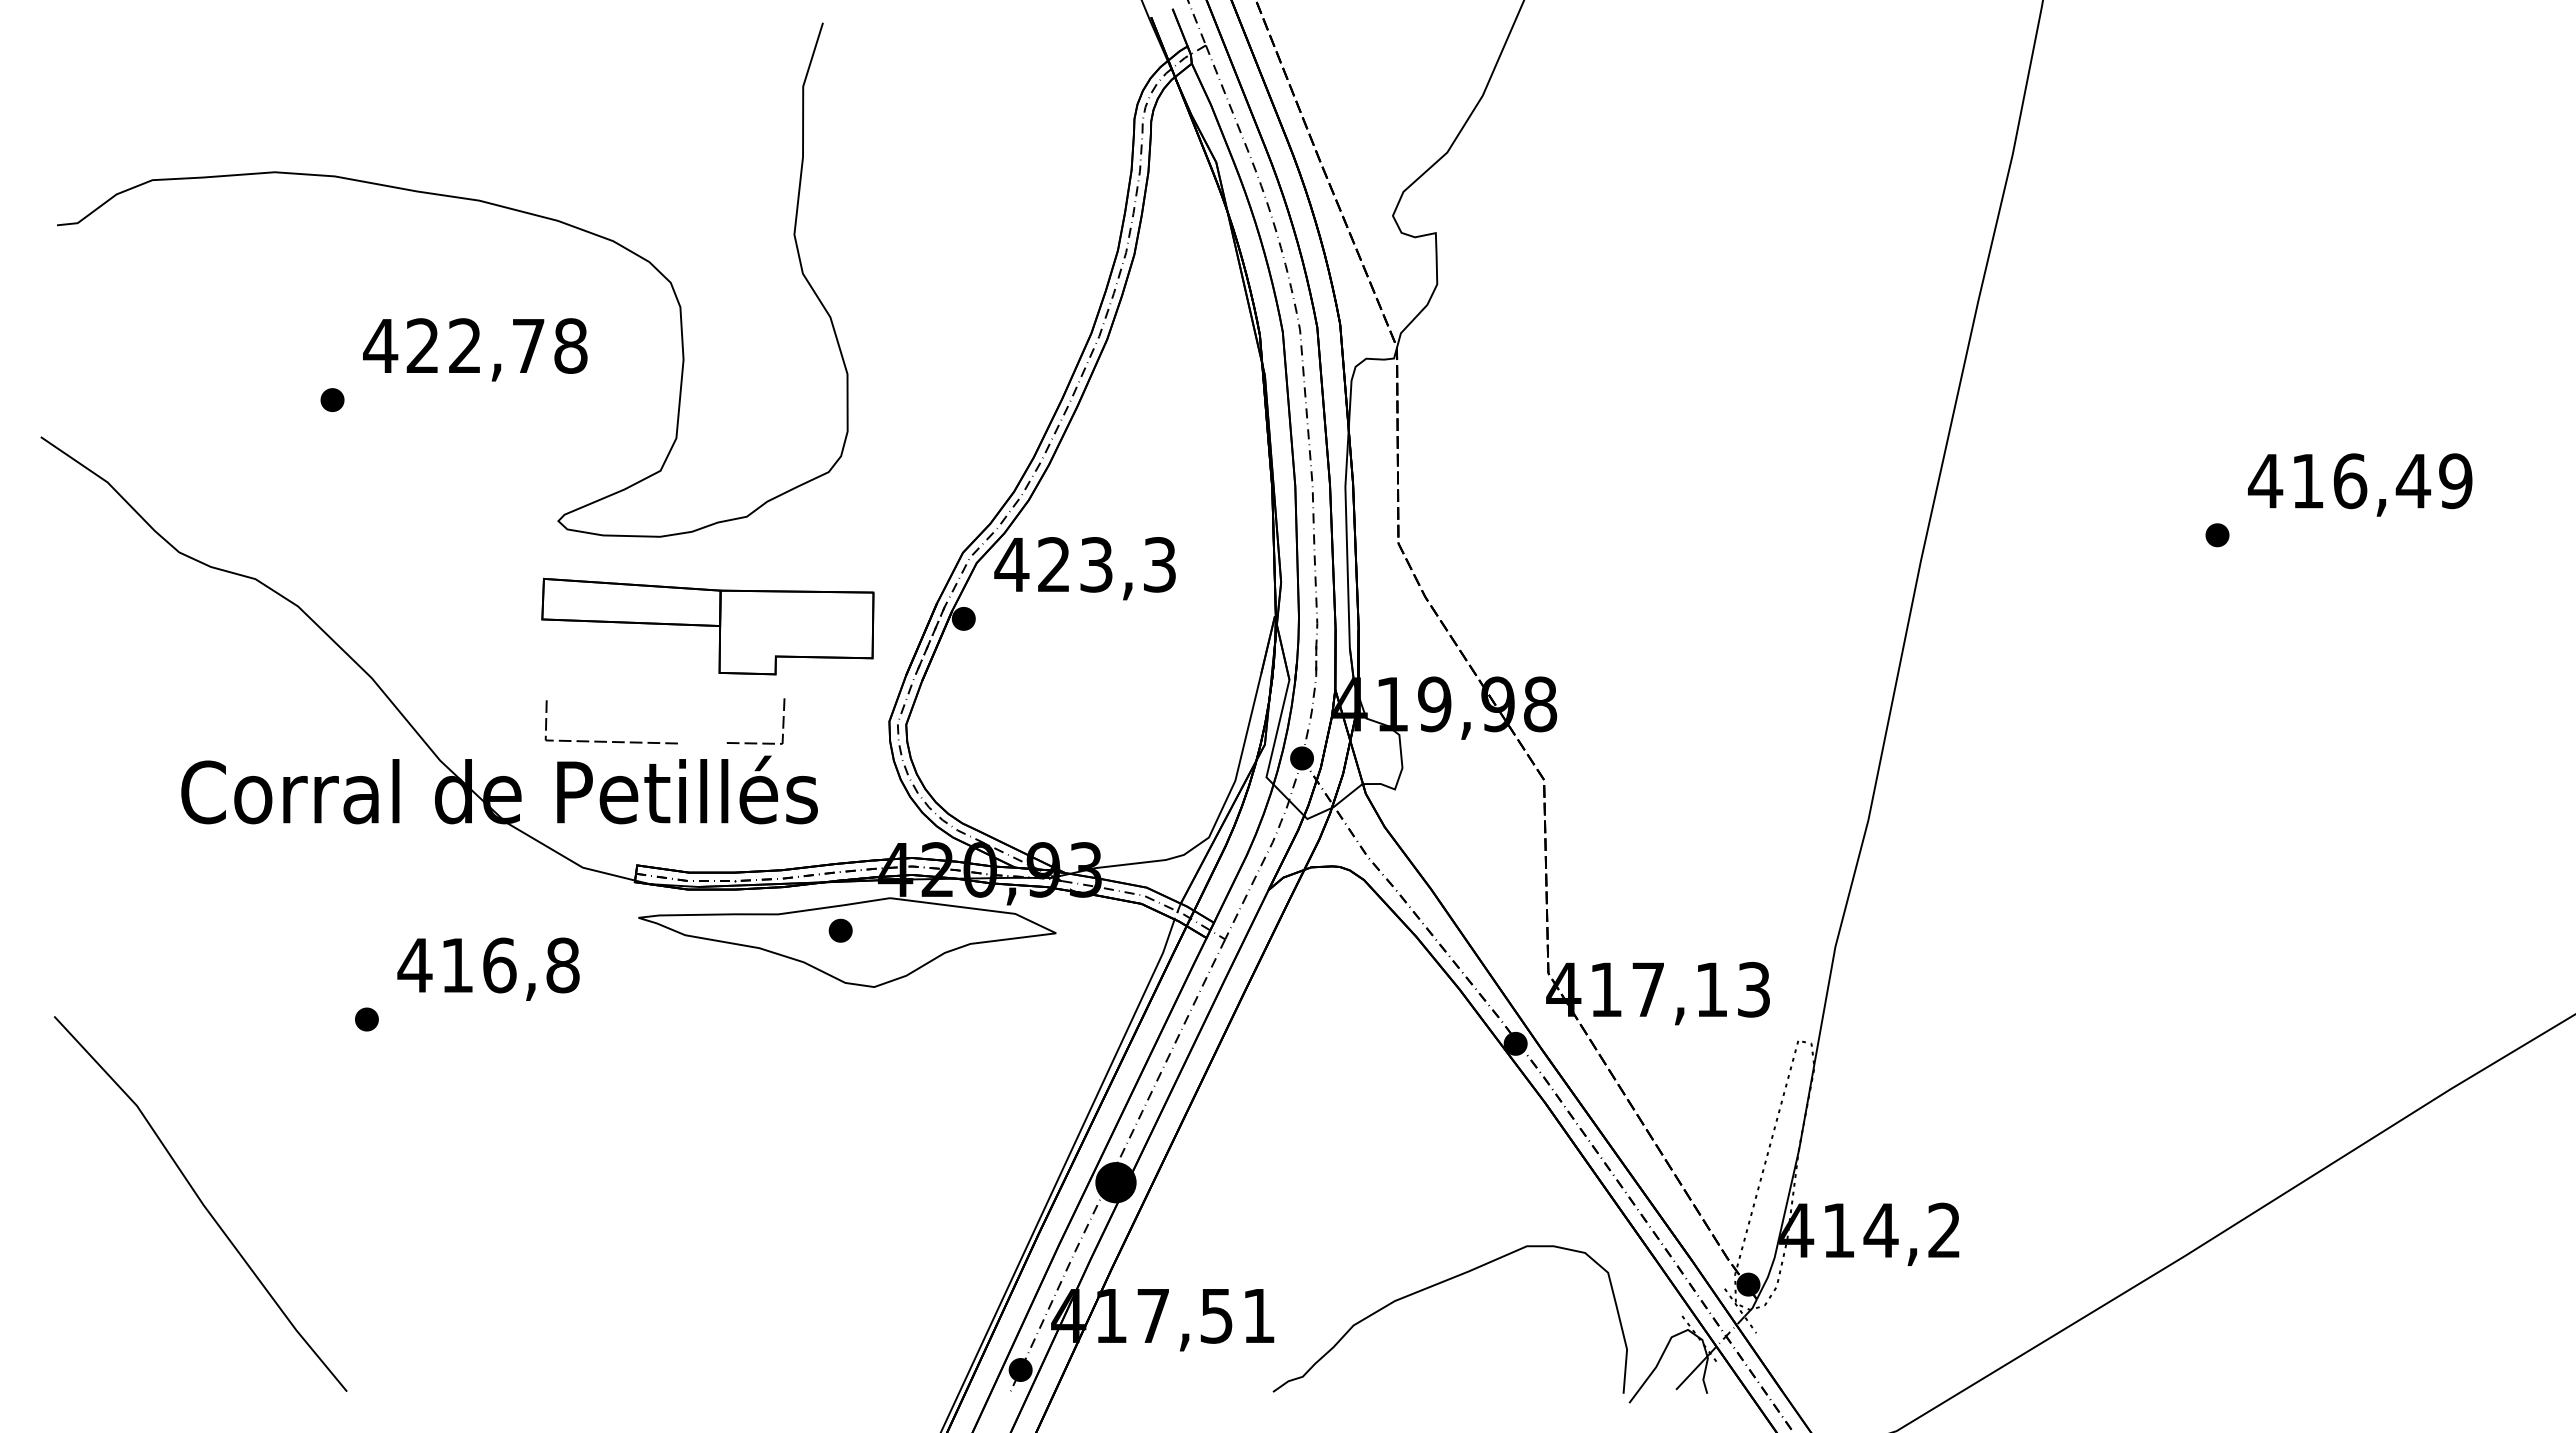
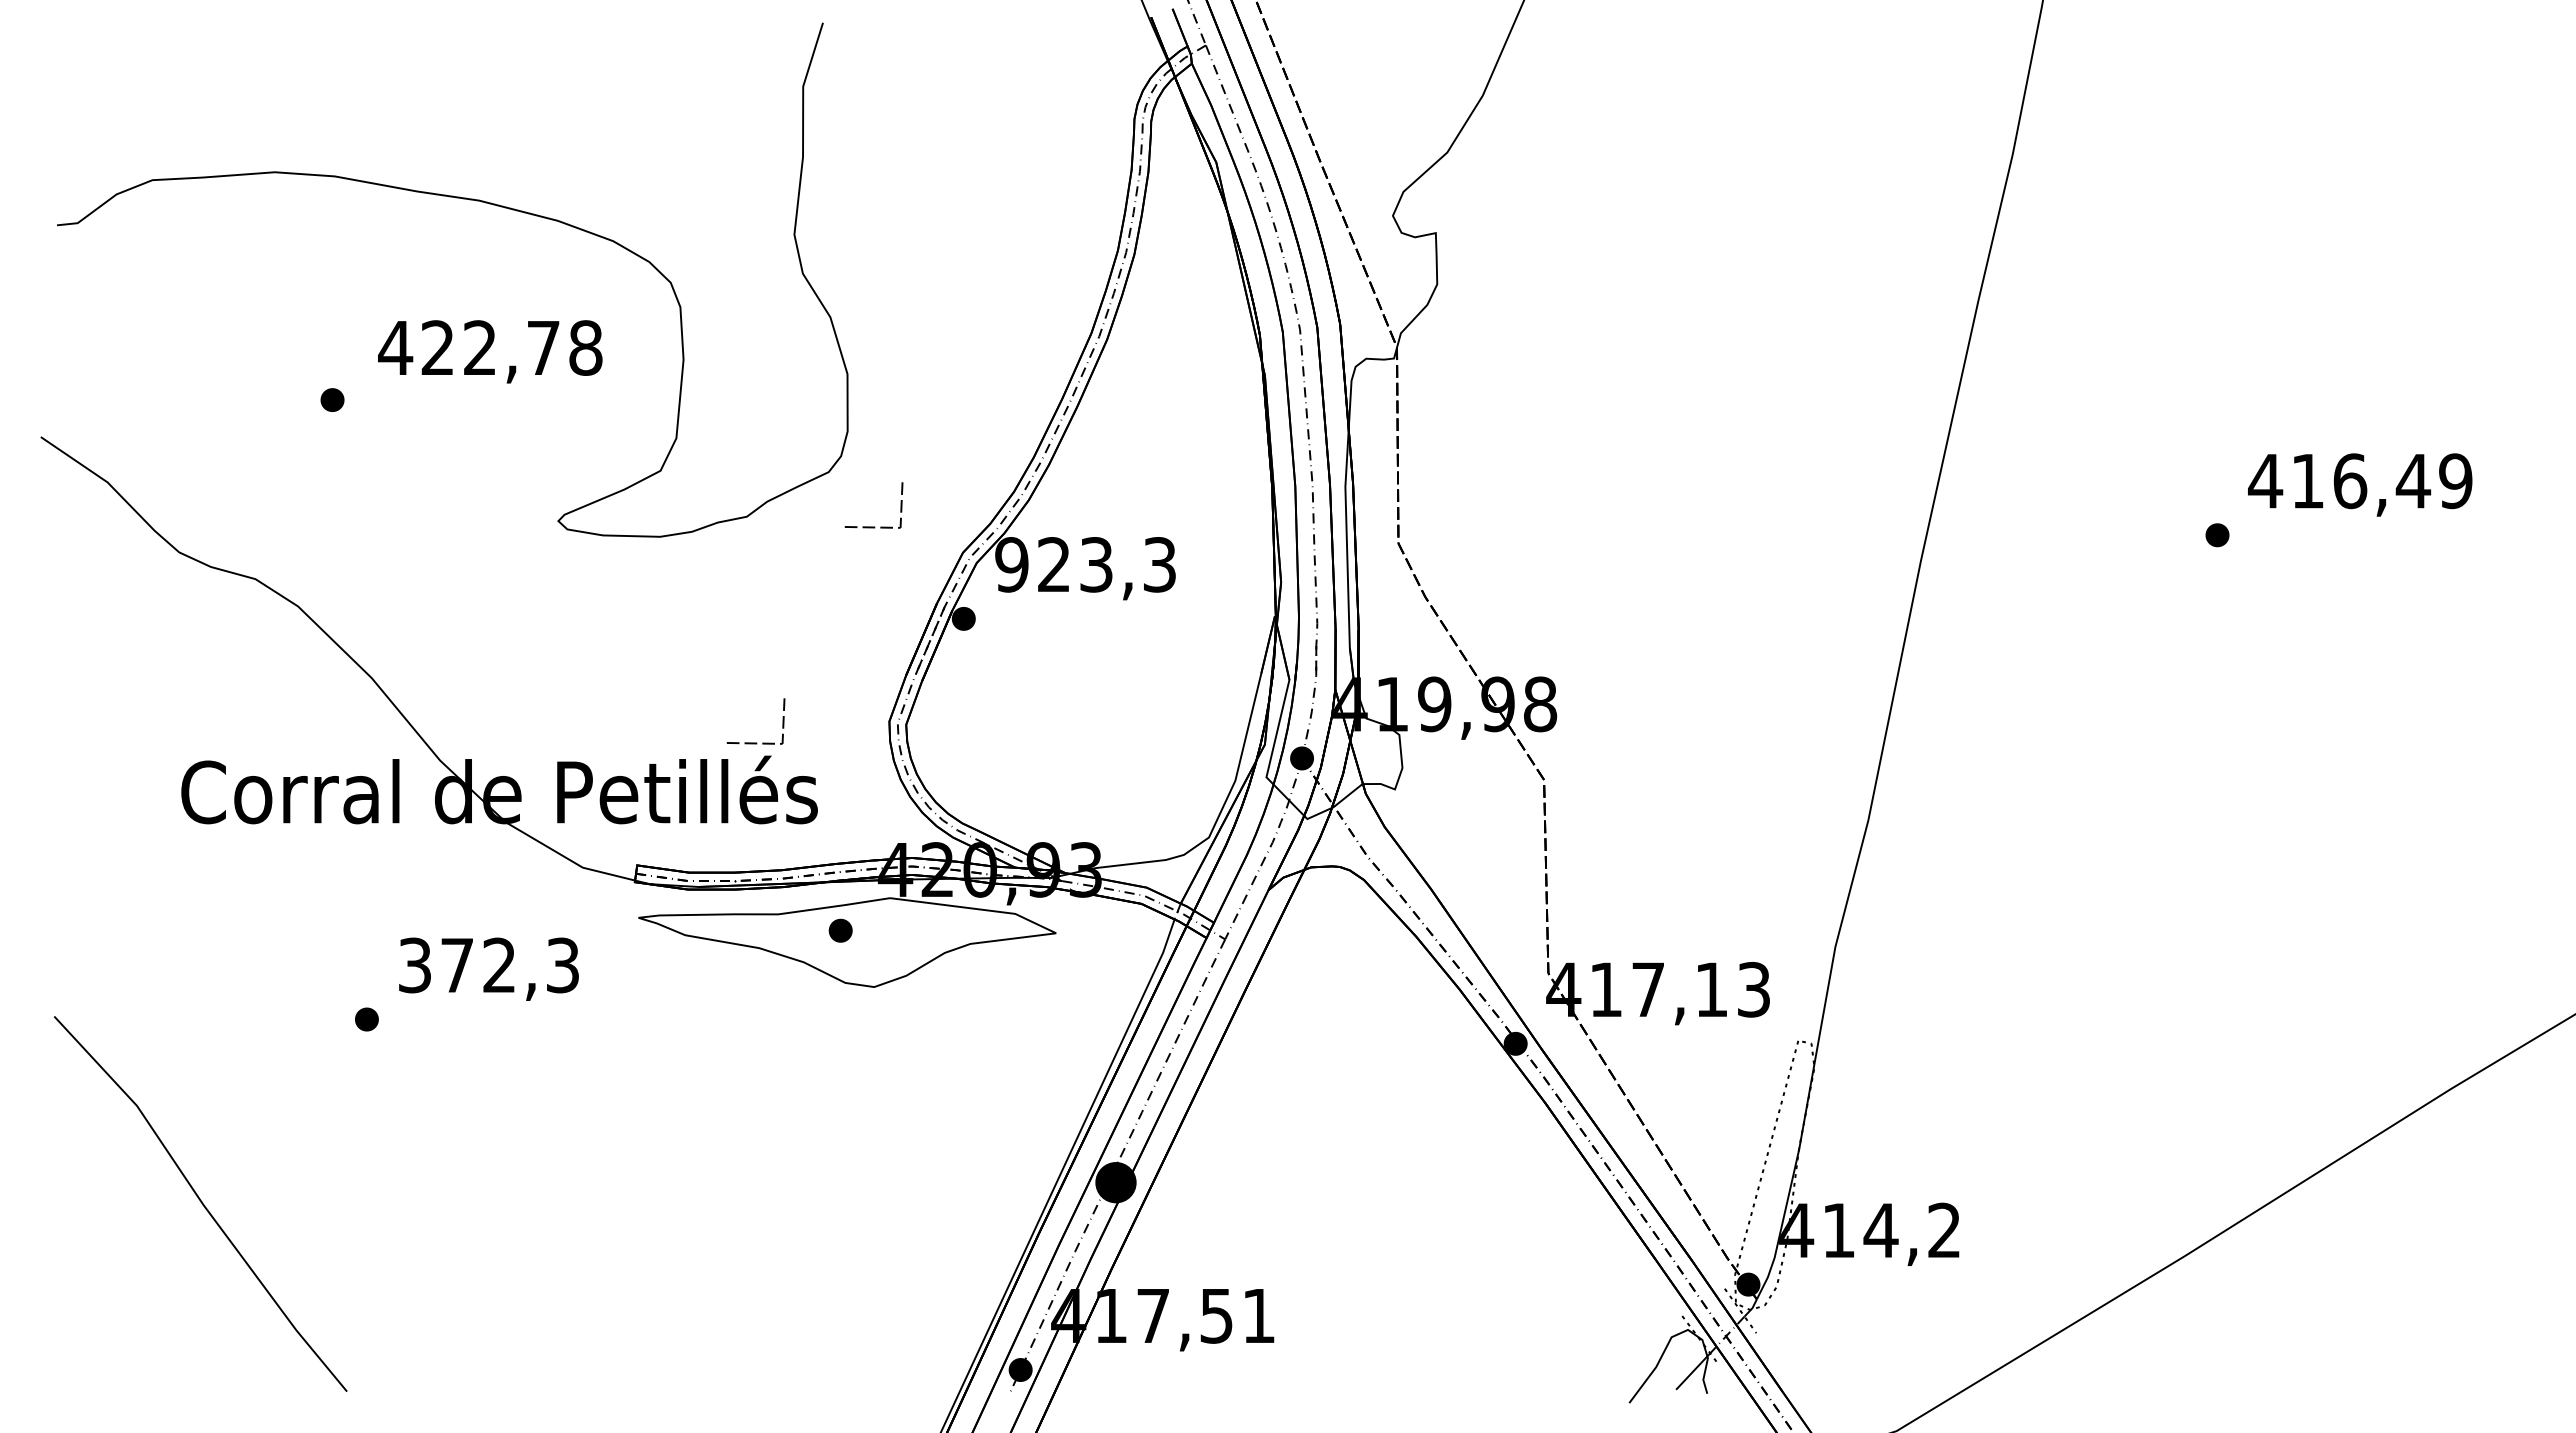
text position: (475, 349) -> (490, 351) (490, 351)
line: none -> present (873, 526)
text: 423,3 -> 923,3 (1011, 564)
part: present -> none (707, 626)
line: present -> none (605, 740)
text: 416,8 -> 372,3 (488, 965)
curve: present -> none (1434, 1286)
